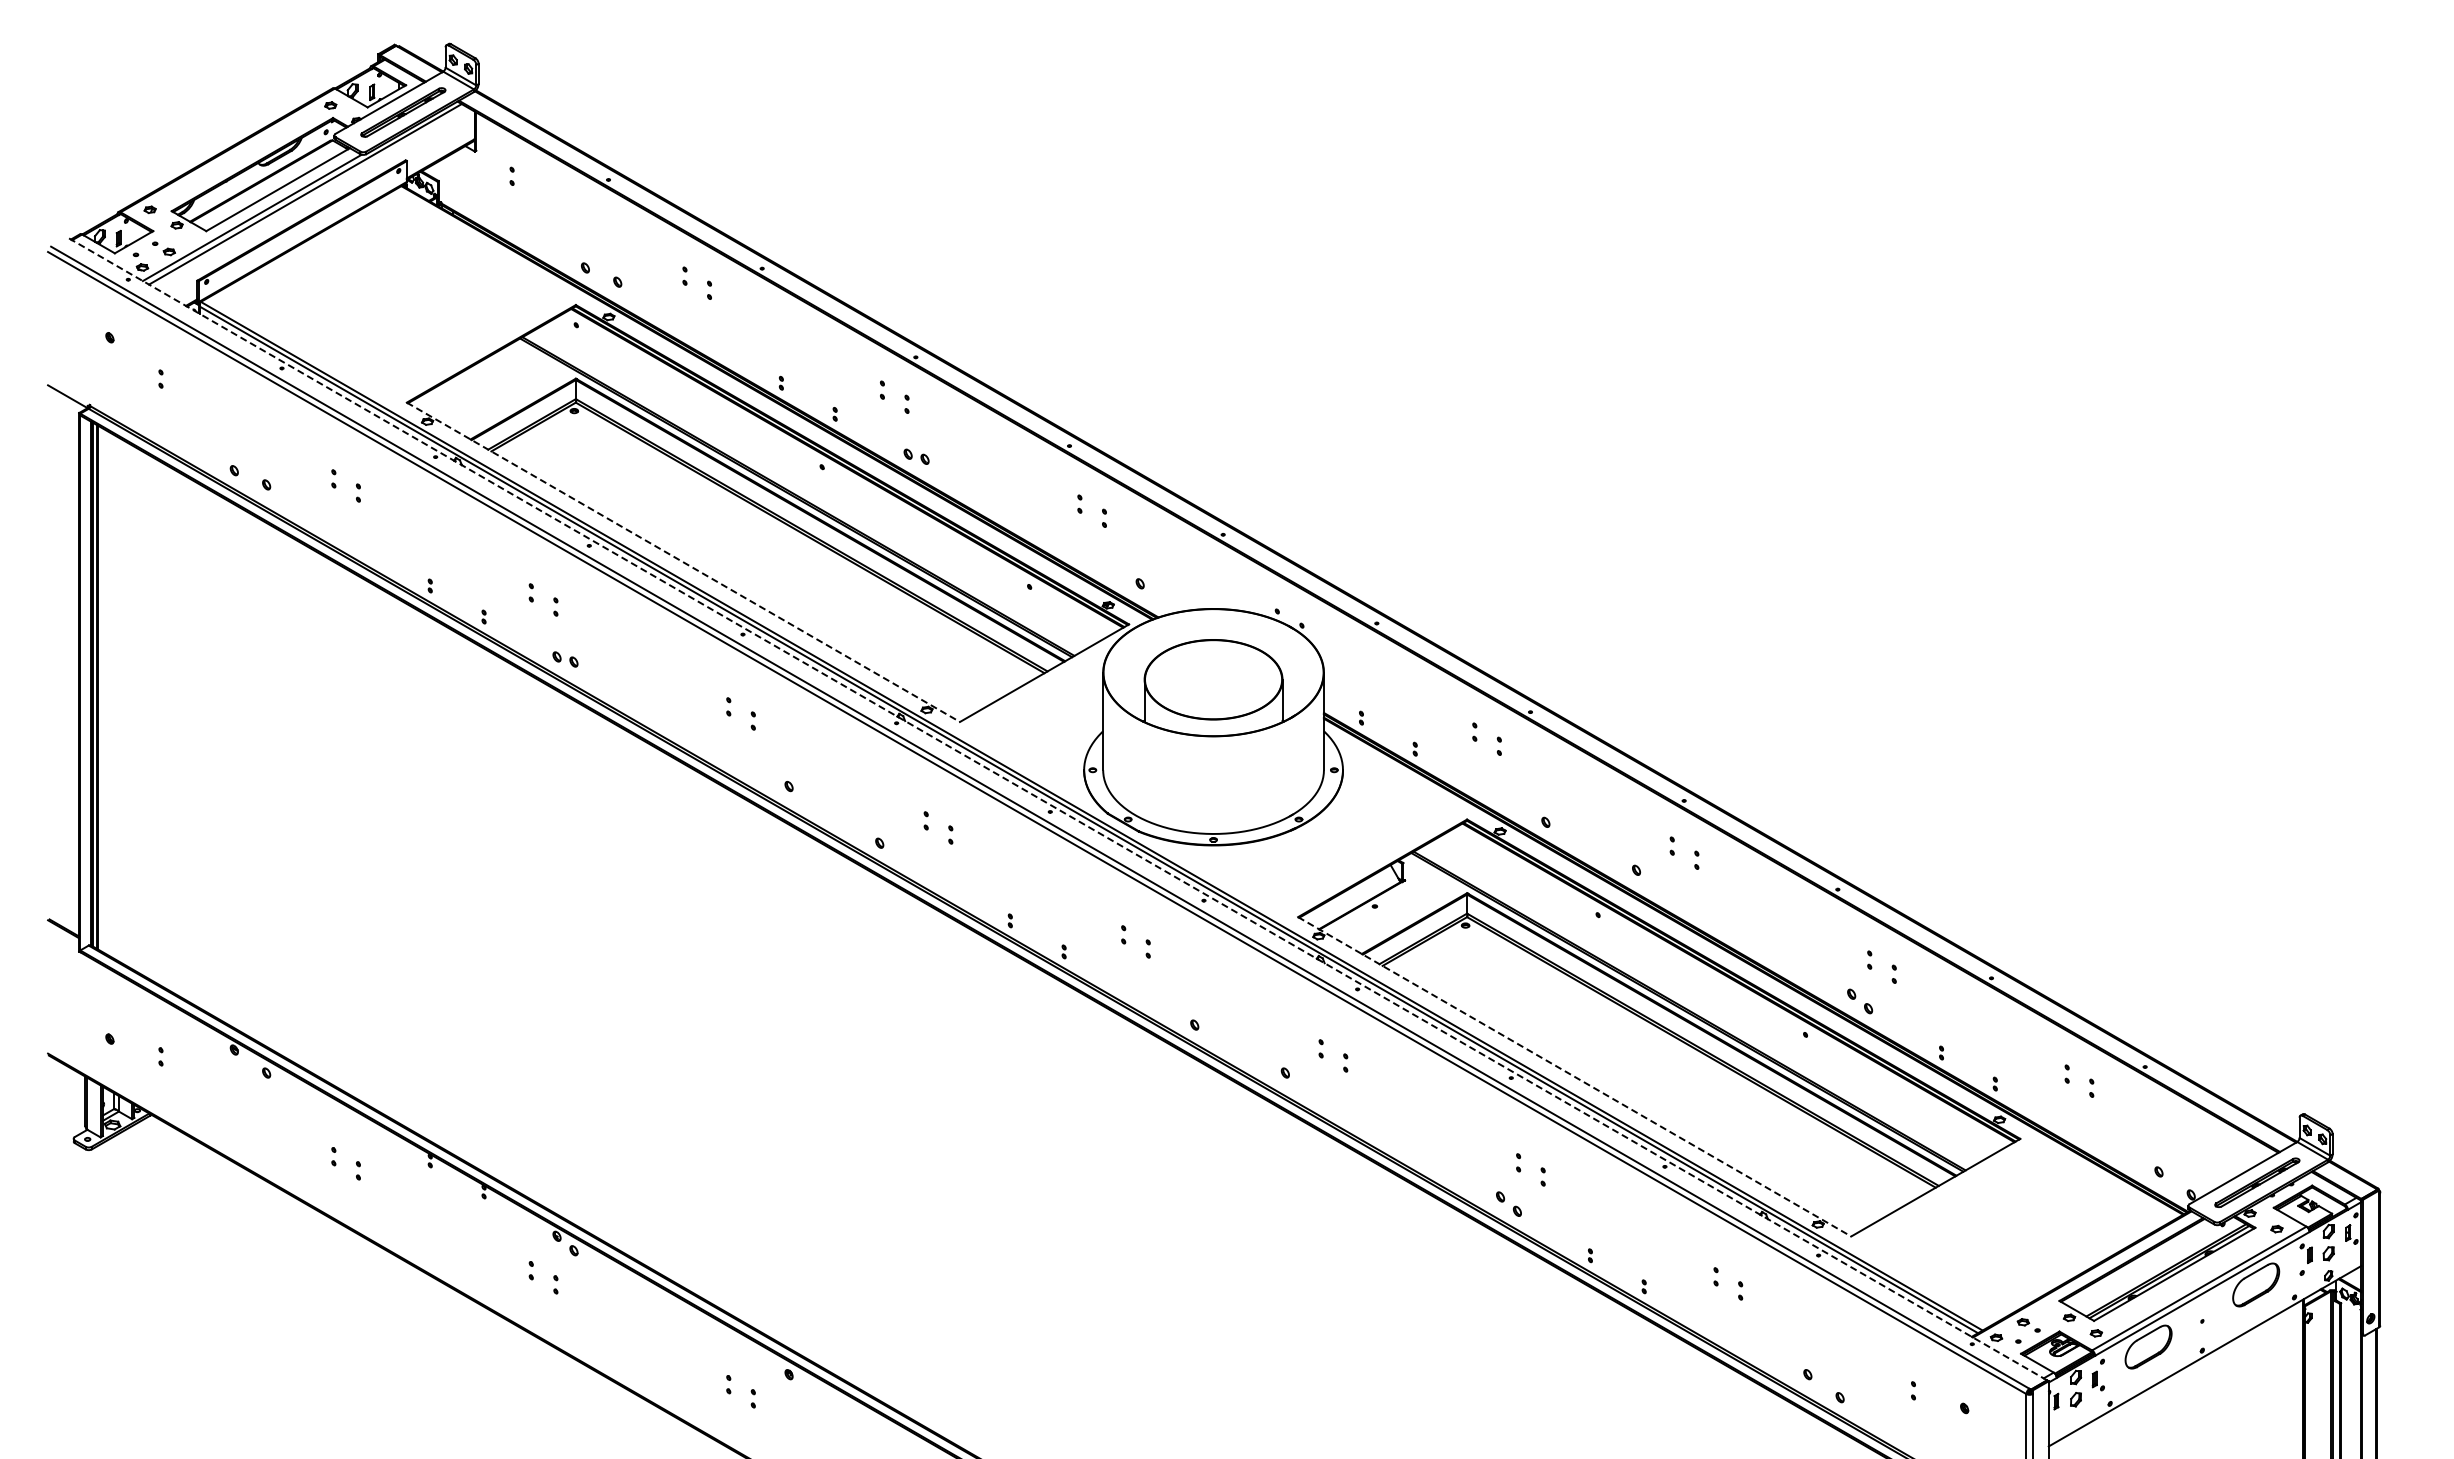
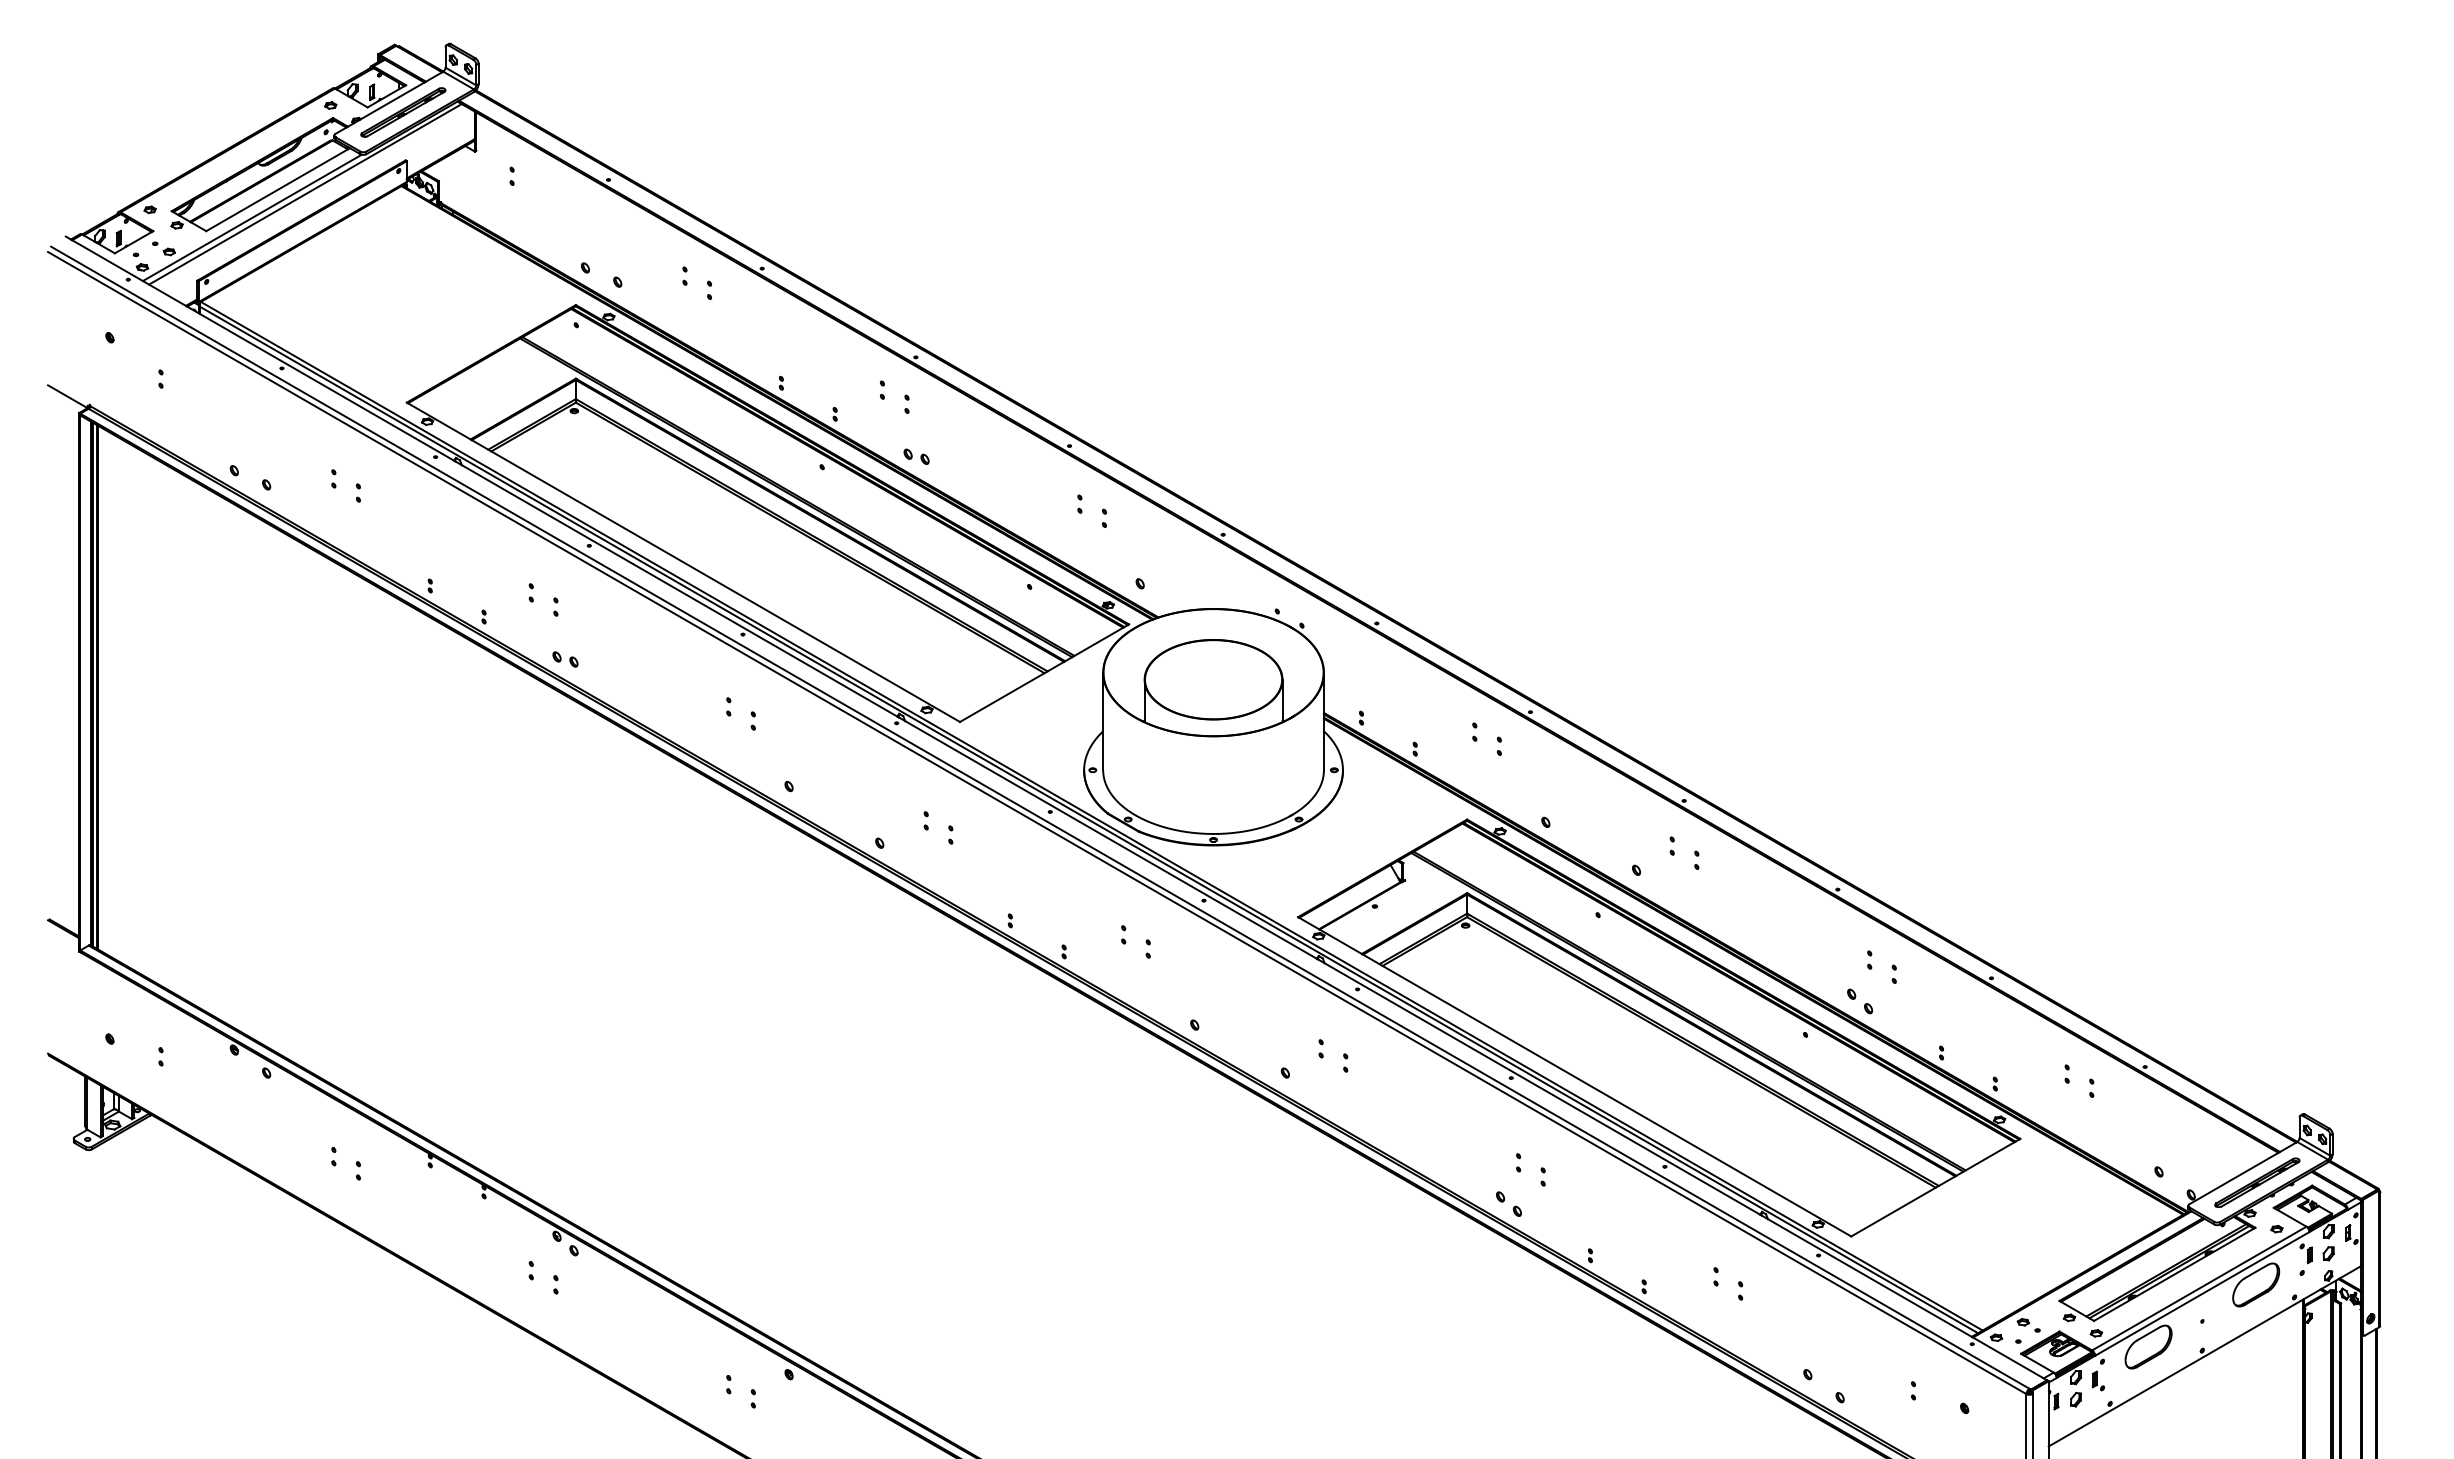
line: dashed -> solid (683, 562)
line: dashed -> solid (1056, 808)
line: dashed -> solid (1575, 1077)
